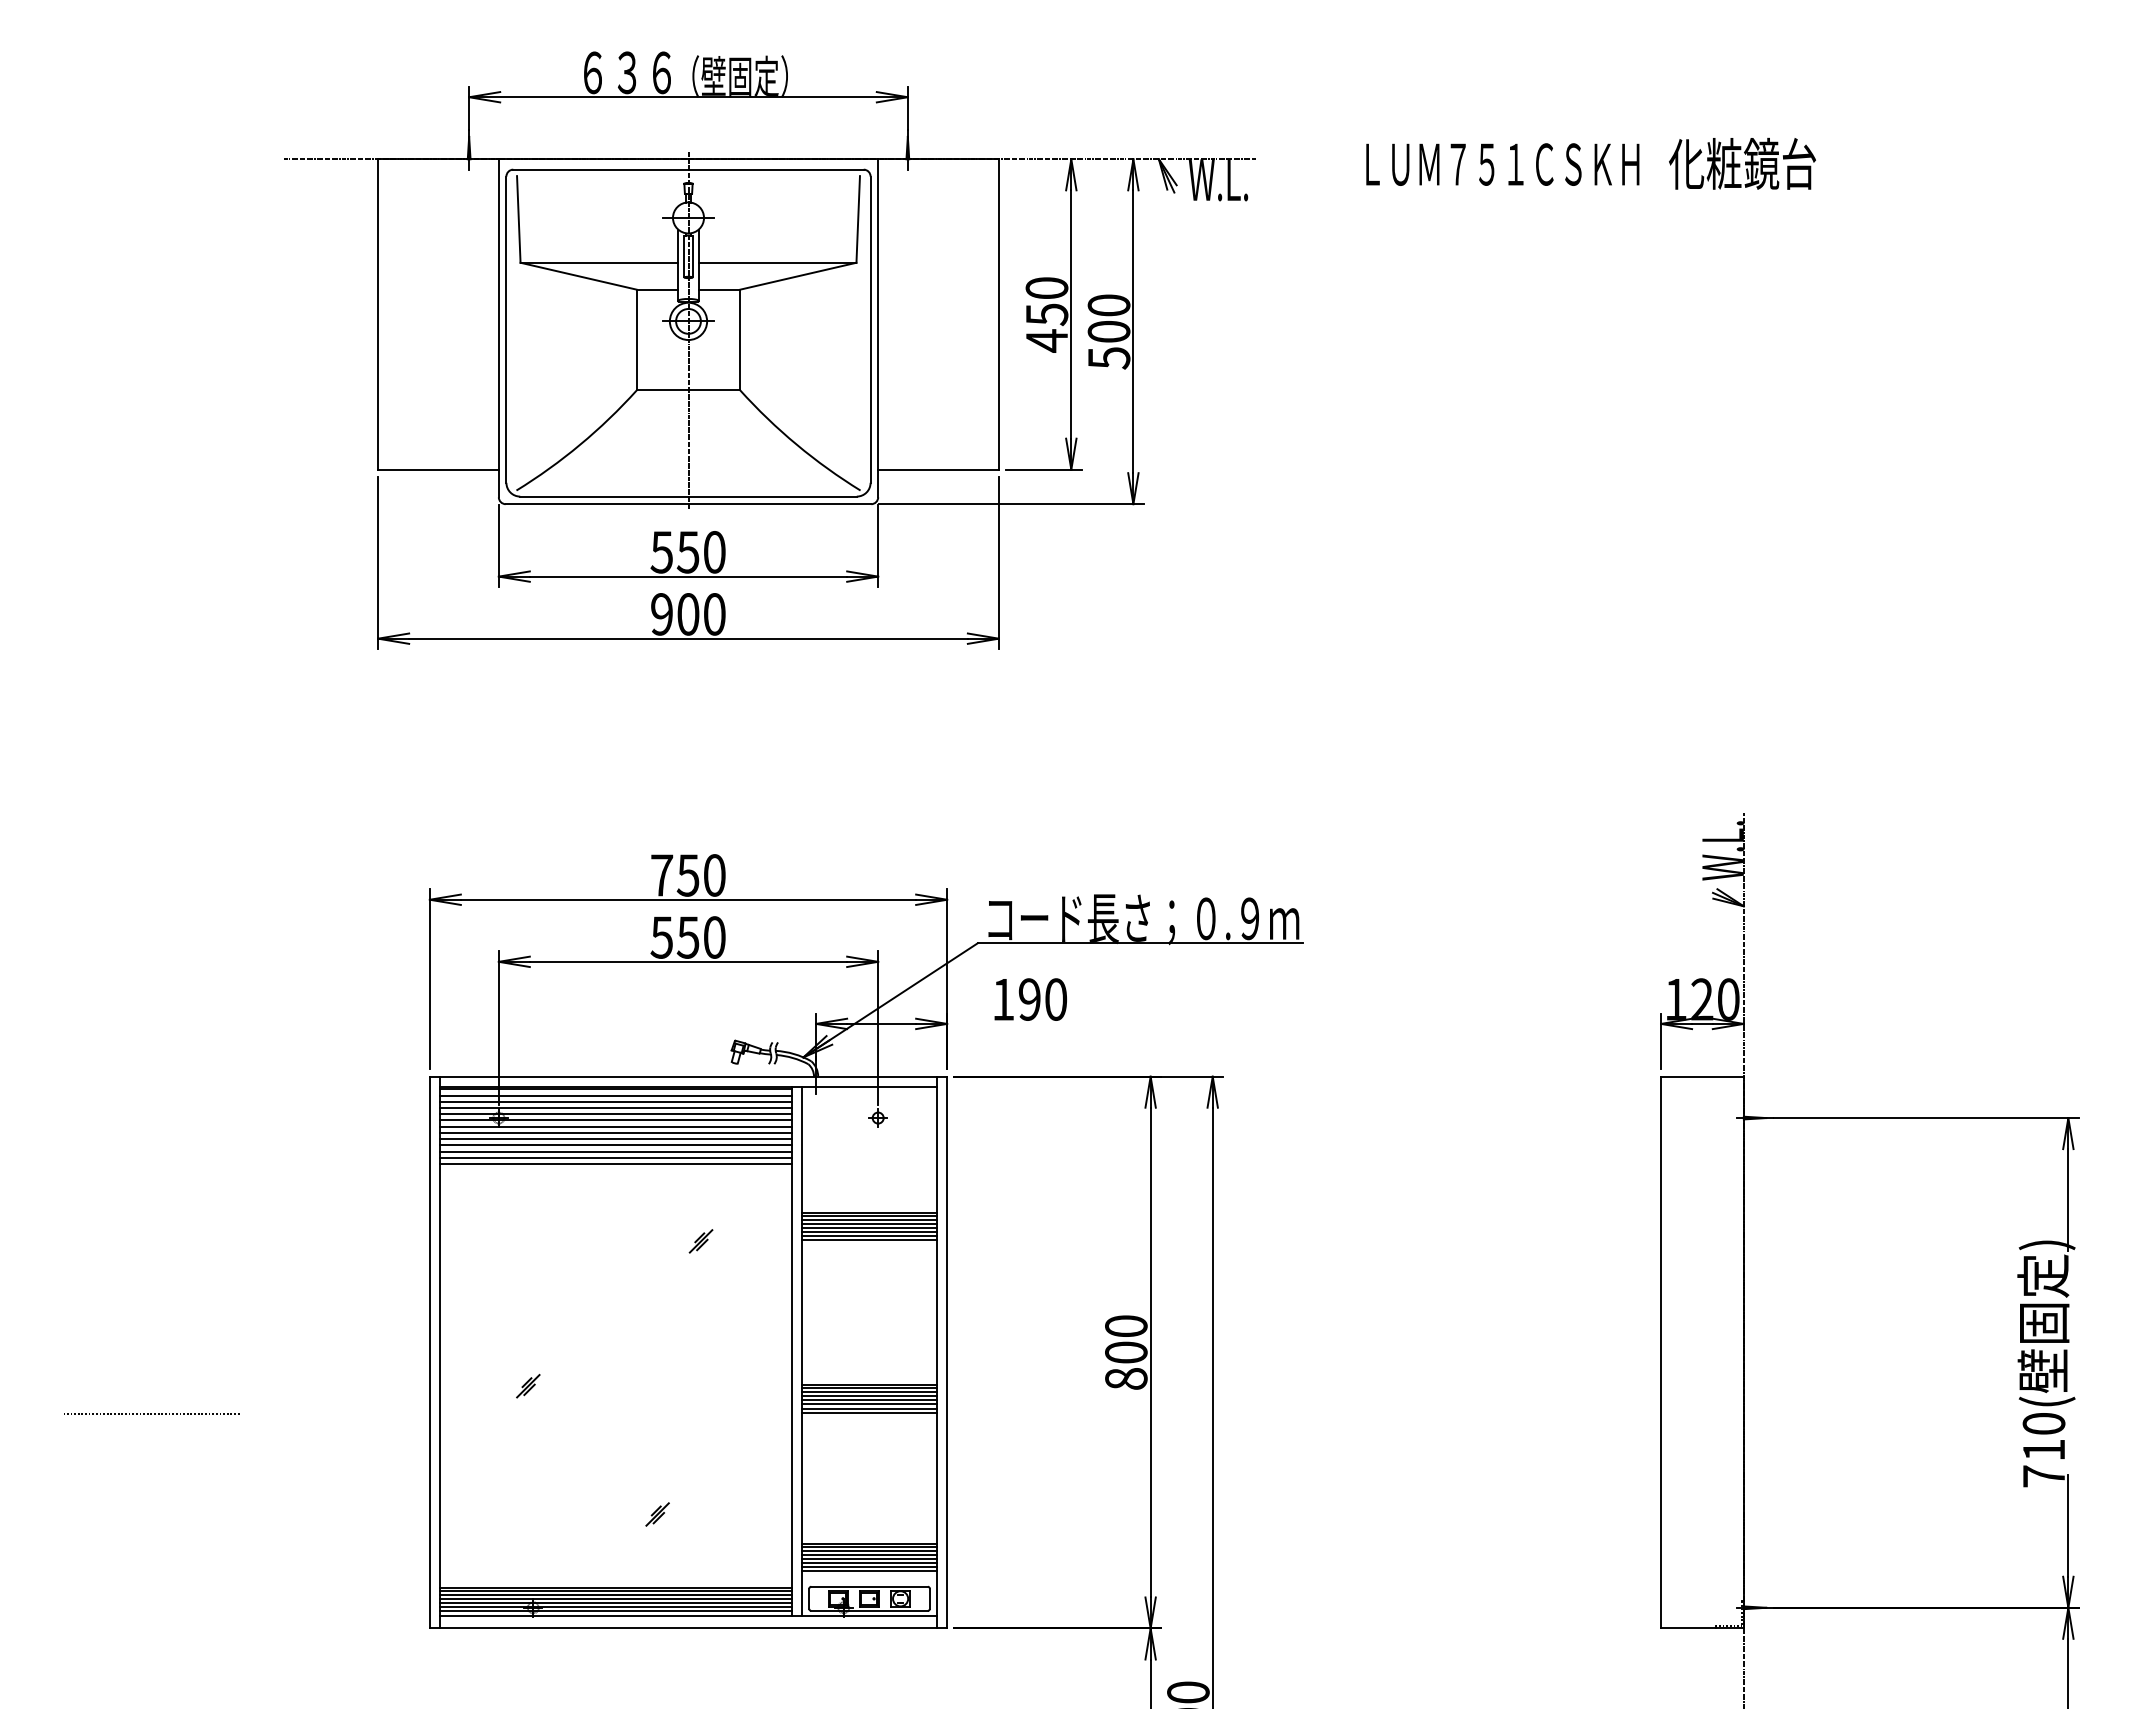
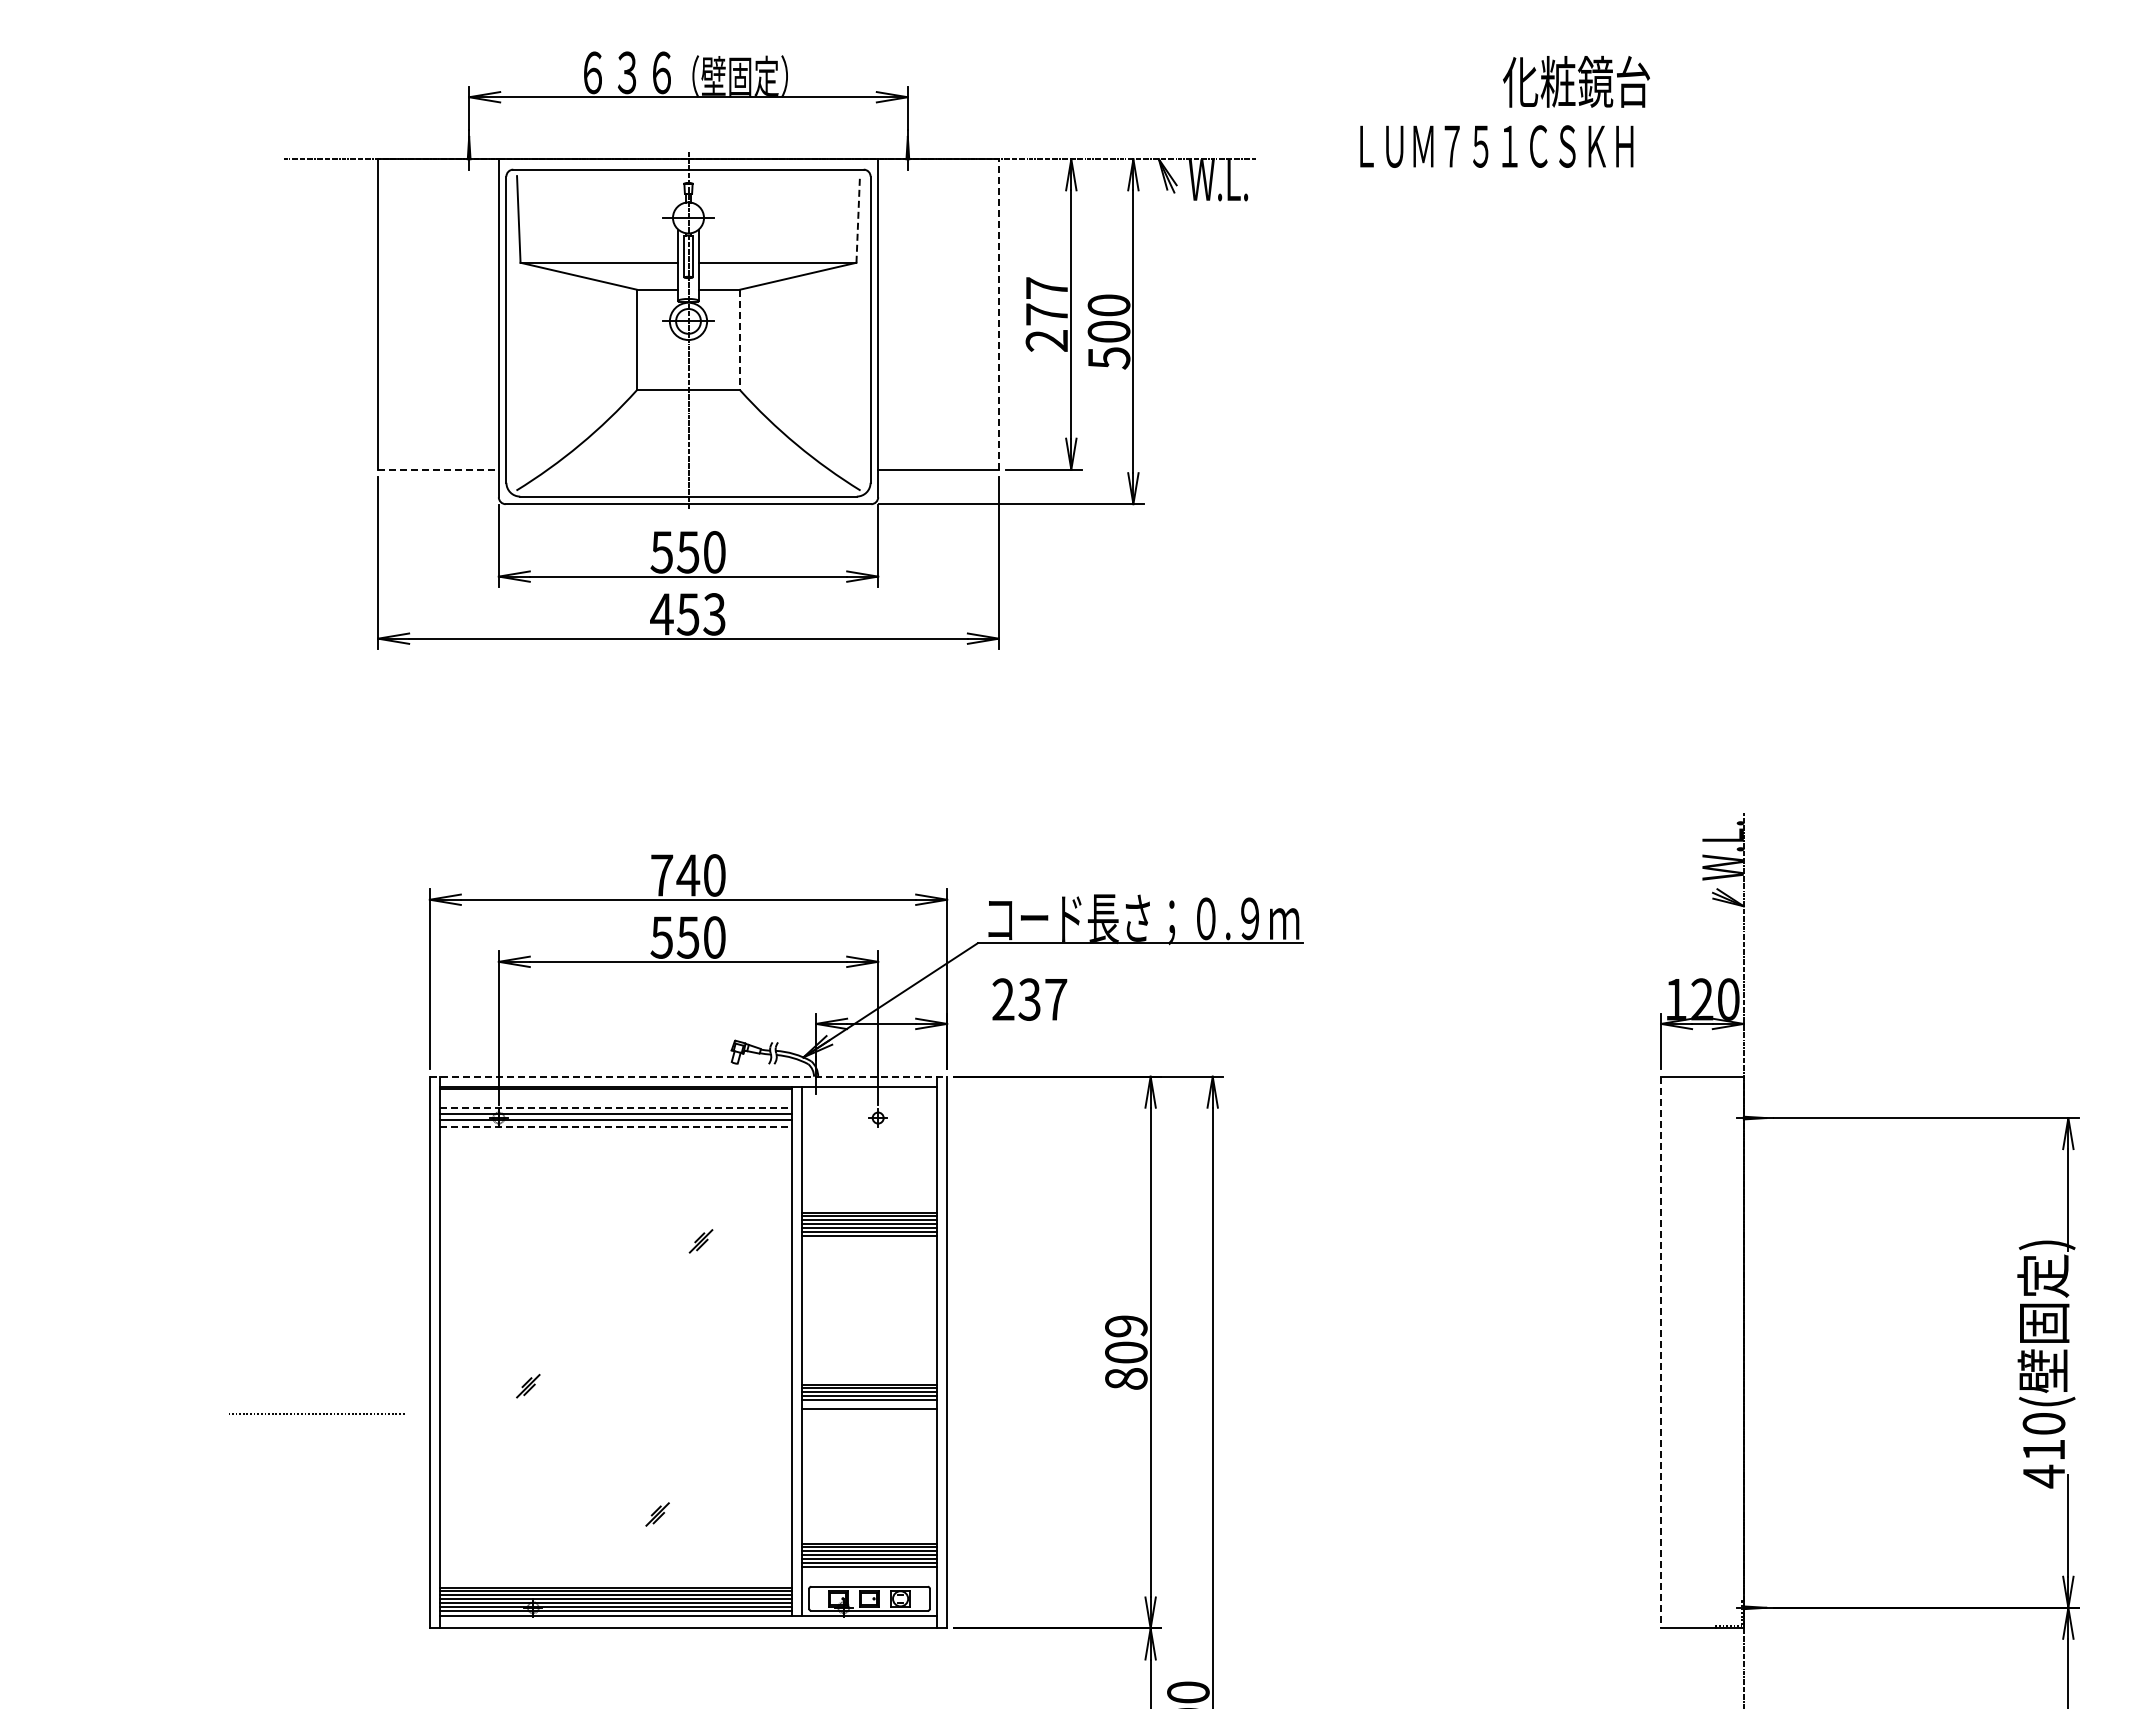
text position: (1742, 163) -> (1576, 81) (1576, 81)
text position: (1502, 164) -> (1496, 146) (1496, 146)
line: solid -> dashed (858, 218)
line: solid -> dashed (998, 314)
text: 450 -> 277 (1046, 314)
line: solid -> dashed (740, 340)
line: solid -> dashed (438, 469)
text: 900 -> 453 (687, 614)
text: 750 -> 740 (688, 875)
text: 190 -> 237 (1029, 999)
line: solid -> dashed (688, 1076)
line: present -> none (615, 1095)
line: present -> none (615, 1101)
line: solid -> dashed (616, 1108)
line: solid -> dashed (616, 1126)
line: present -> none (615, 1132)
line: present -> none (615, 1139)
line: present -> none (615, 1145)
line: present -> none (615, 1152)
line: present -> none (615, 1157)
line: present -> none (615, 1163)
line: present -> none (869, 1240)
text: 800 -> 809 (1126, 1326)
line: solid -> dashed (1661, 1352)
line: present -> none (869, 1404)
line: present -> none (869, 1412)
line position: (151, 1413) -> (316, 1413) (316, 1413)
text: 710( -> 410( (2043, 1476)
line: present -> none (869, 1571)
